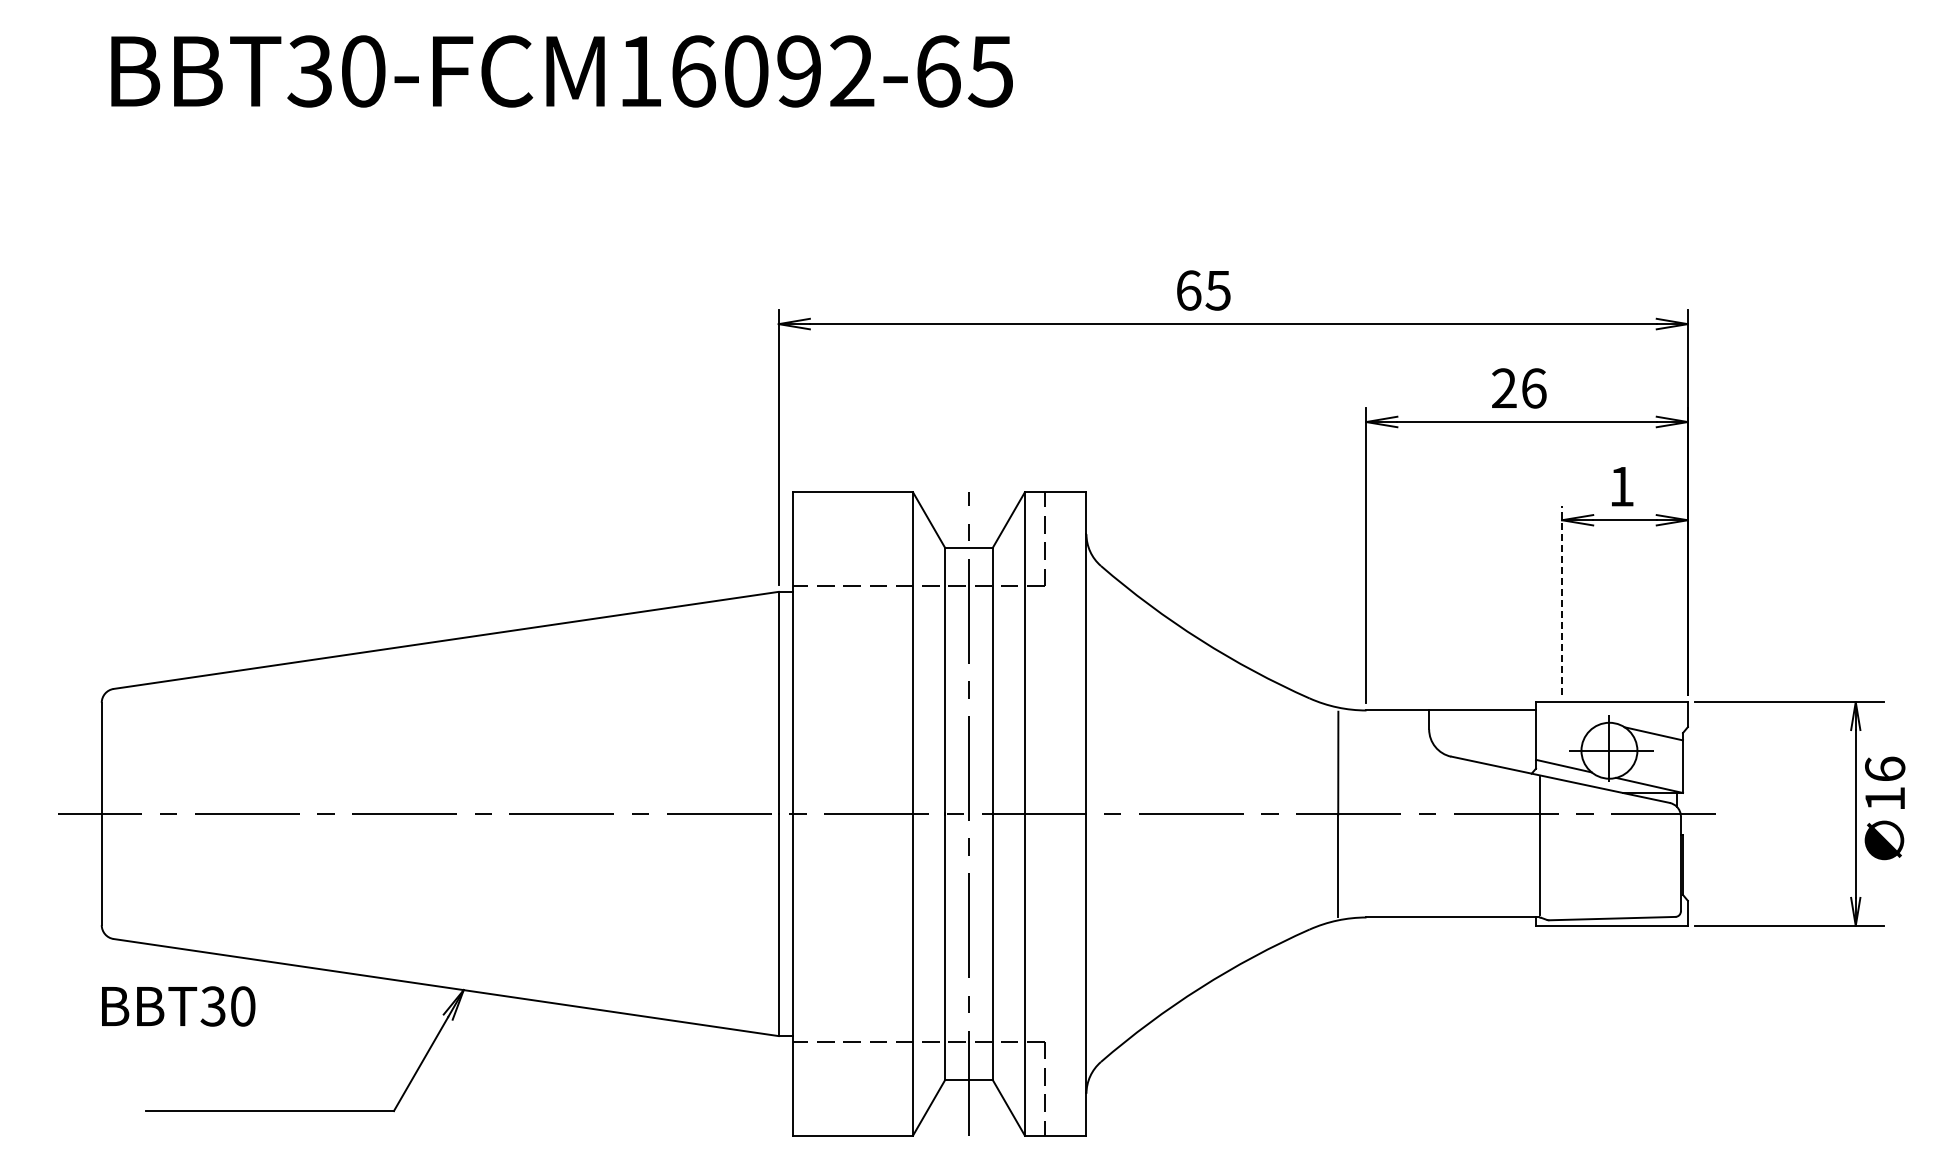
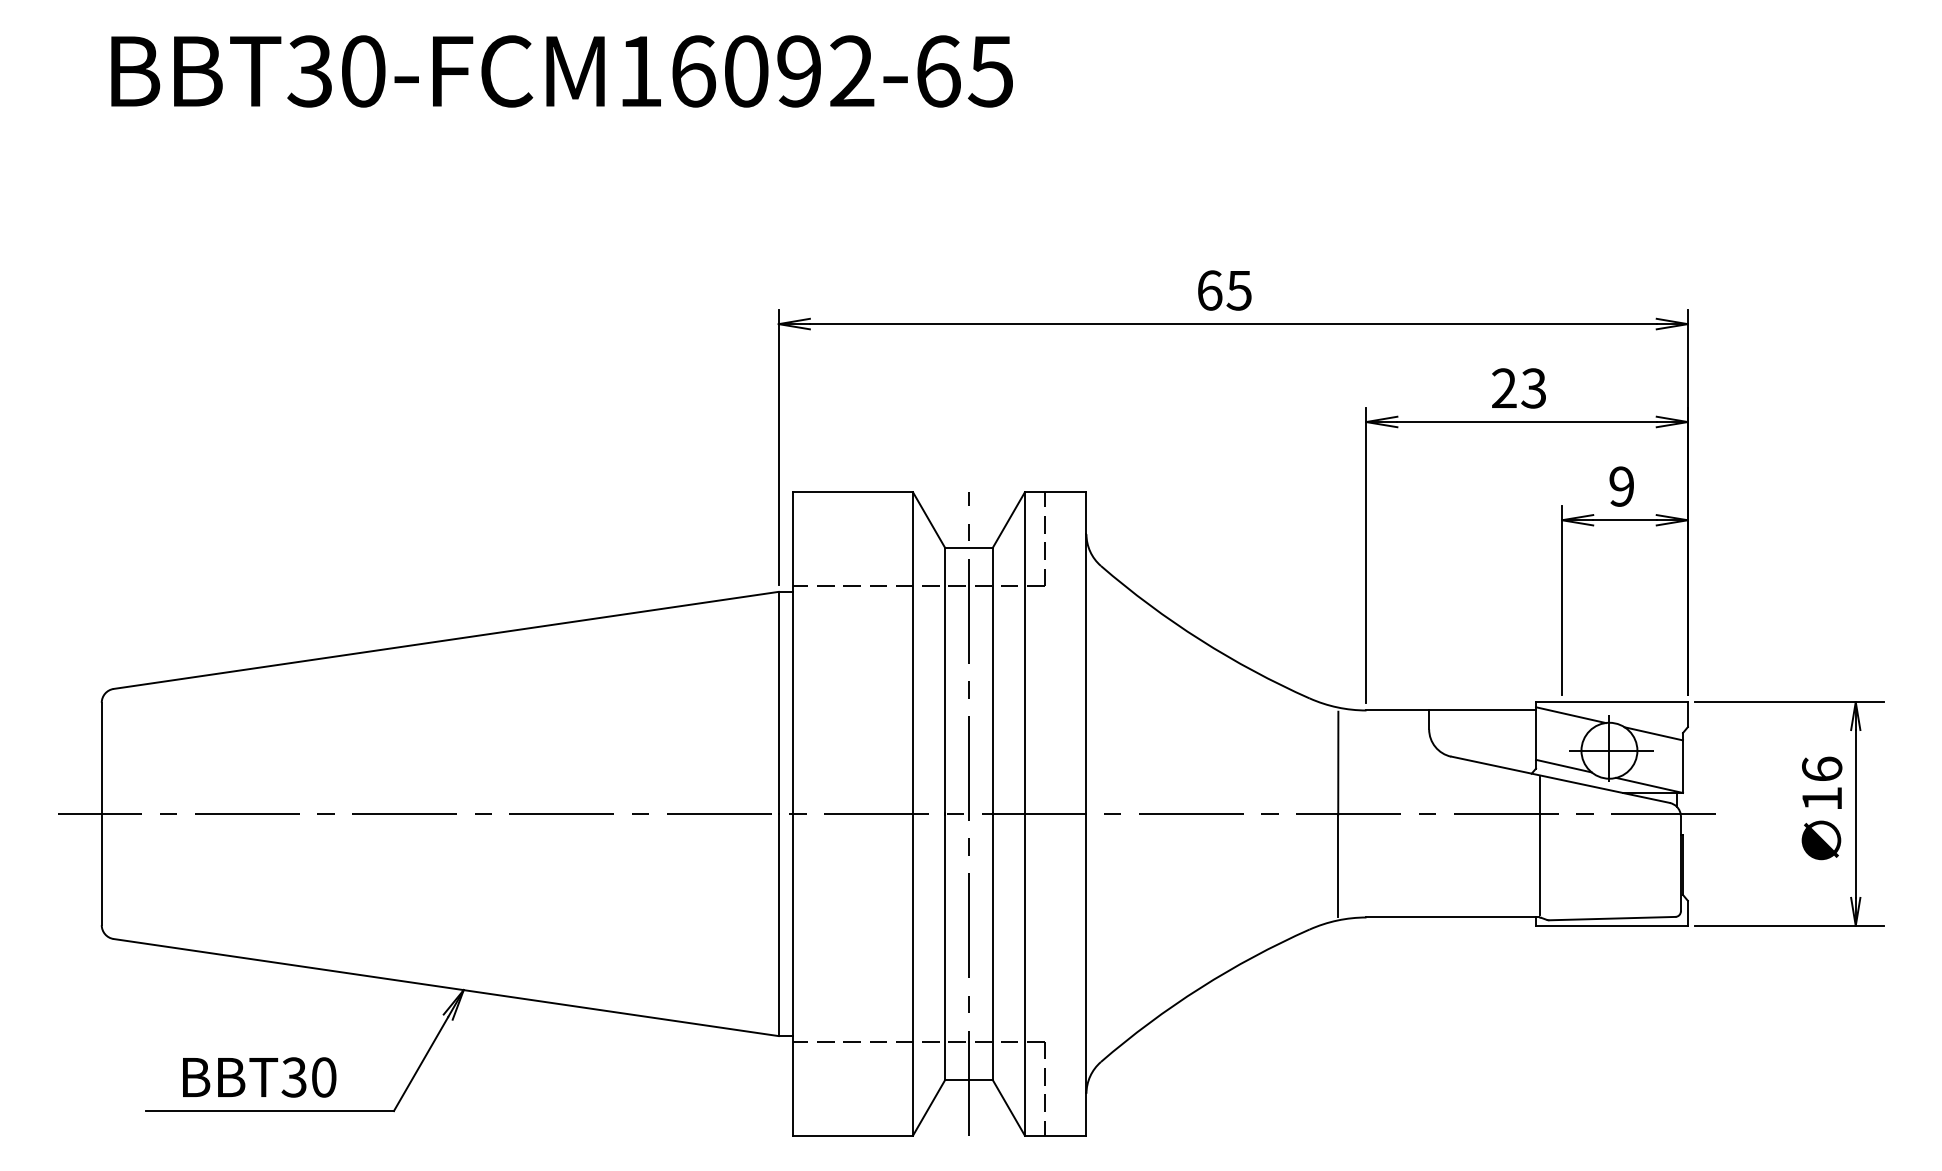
text position: (1203, 290) -> (1224, 290) (1224, 290)
text: 26 -> 23 (1533, 388)
text: 1 -> 9 (1621, 486)
line: dashed -> solid (1562, 600)
line: none -> present (1570, 715)
text position: (1884, 808) -> (1821, 808) (1821, 808)
text position: (178, 1006) -> (259, 1077) (259, 1077)
